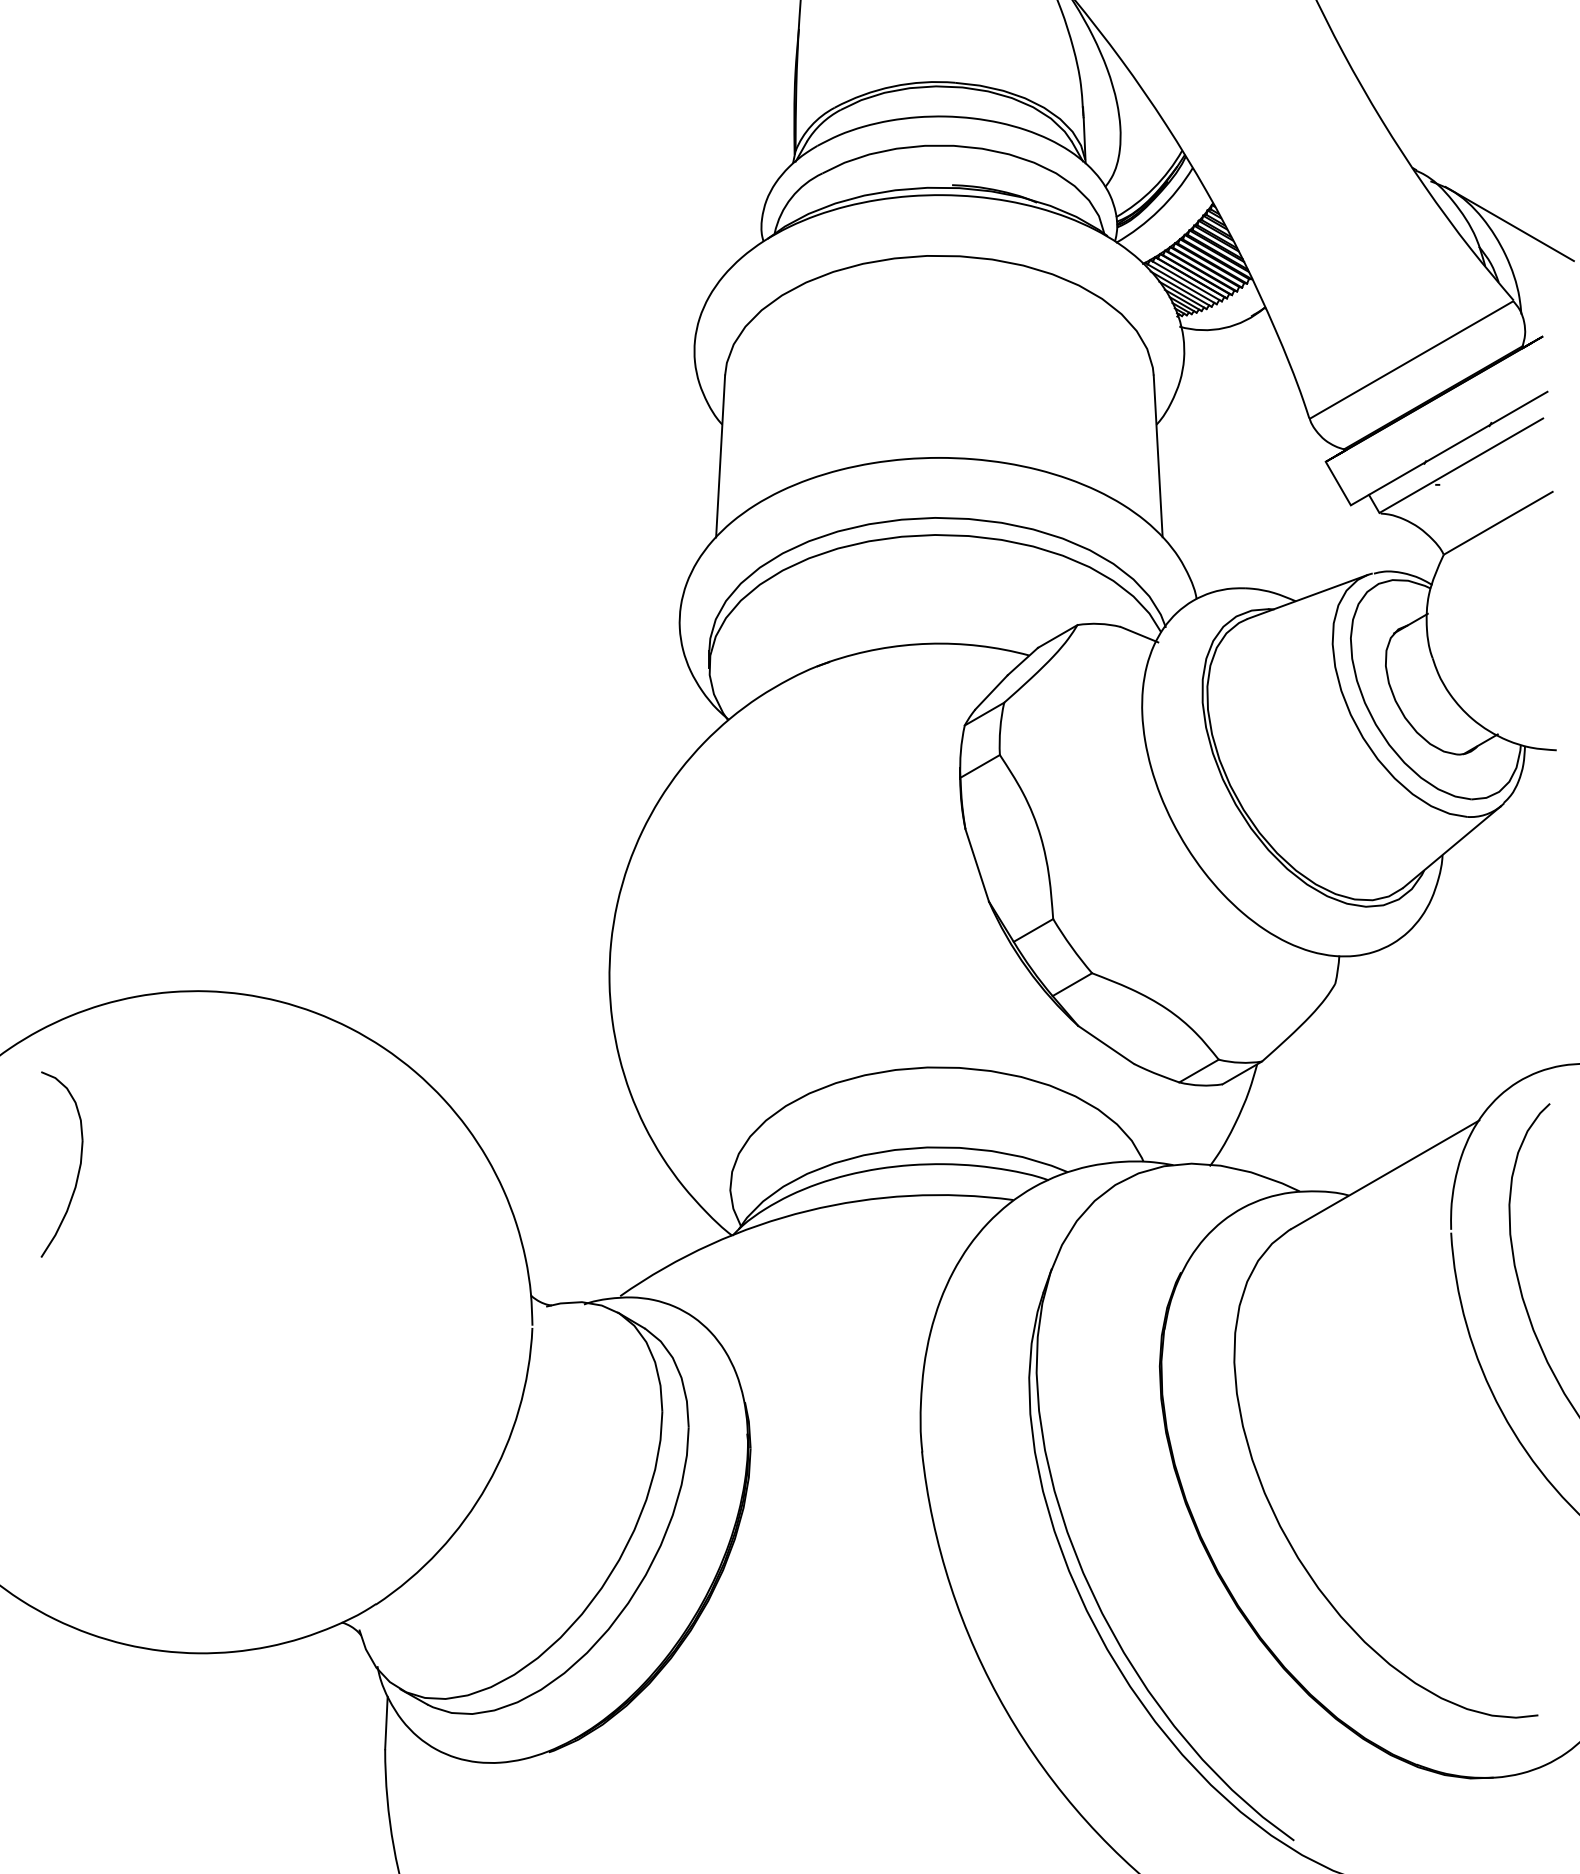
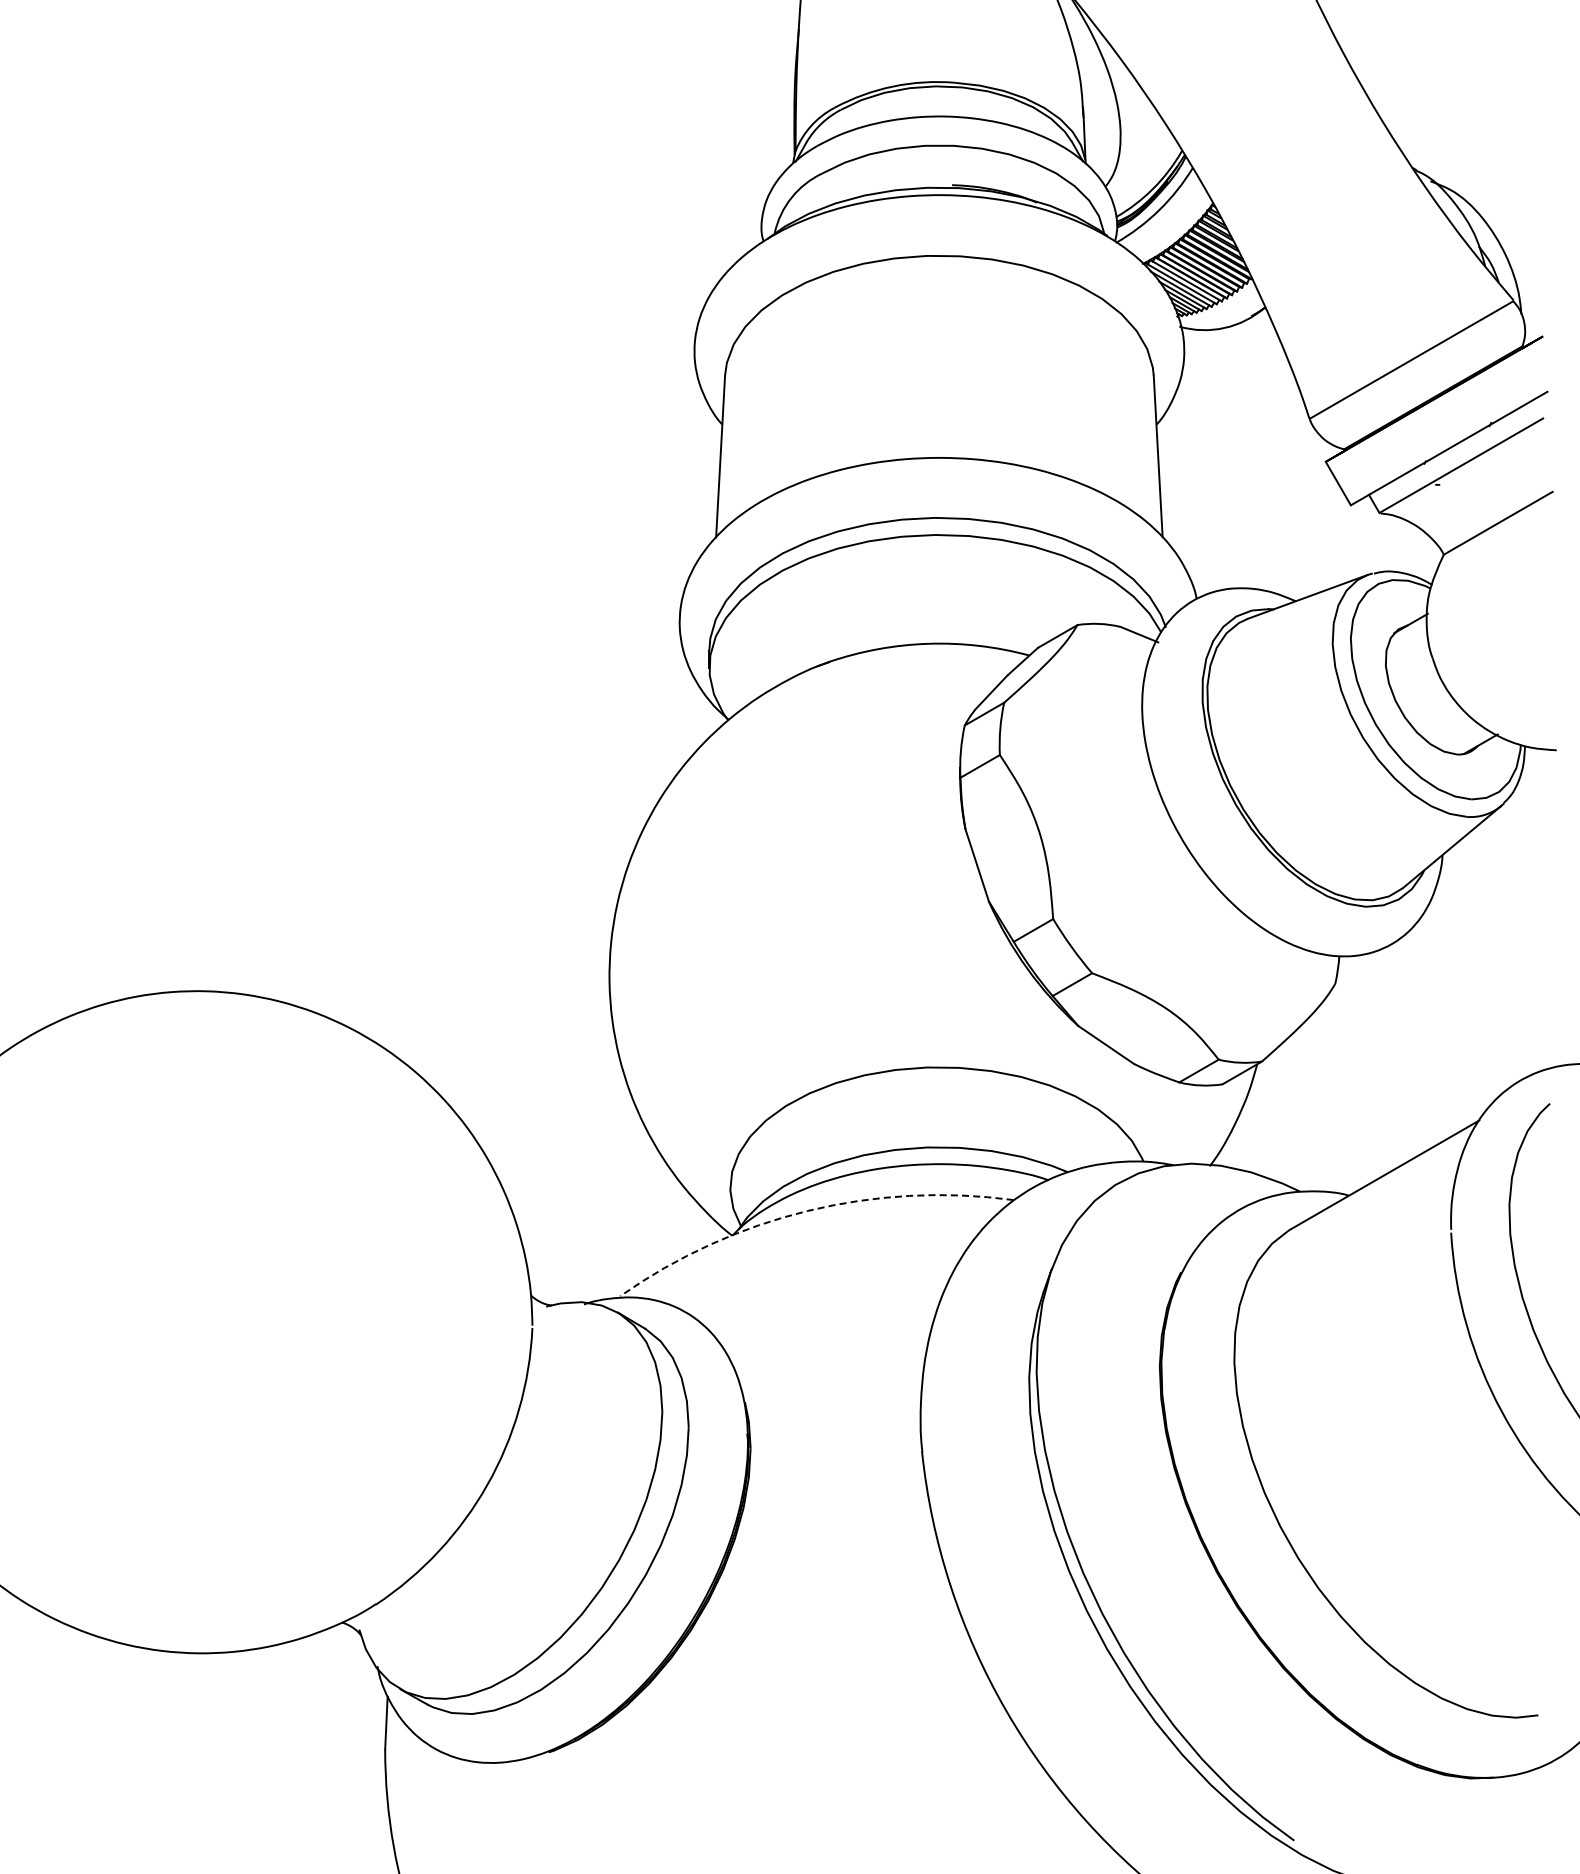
line: present -> none (1509, 223)
part: present -> none (78, 1168)
arc: solid -> dashed (807, 1210)
